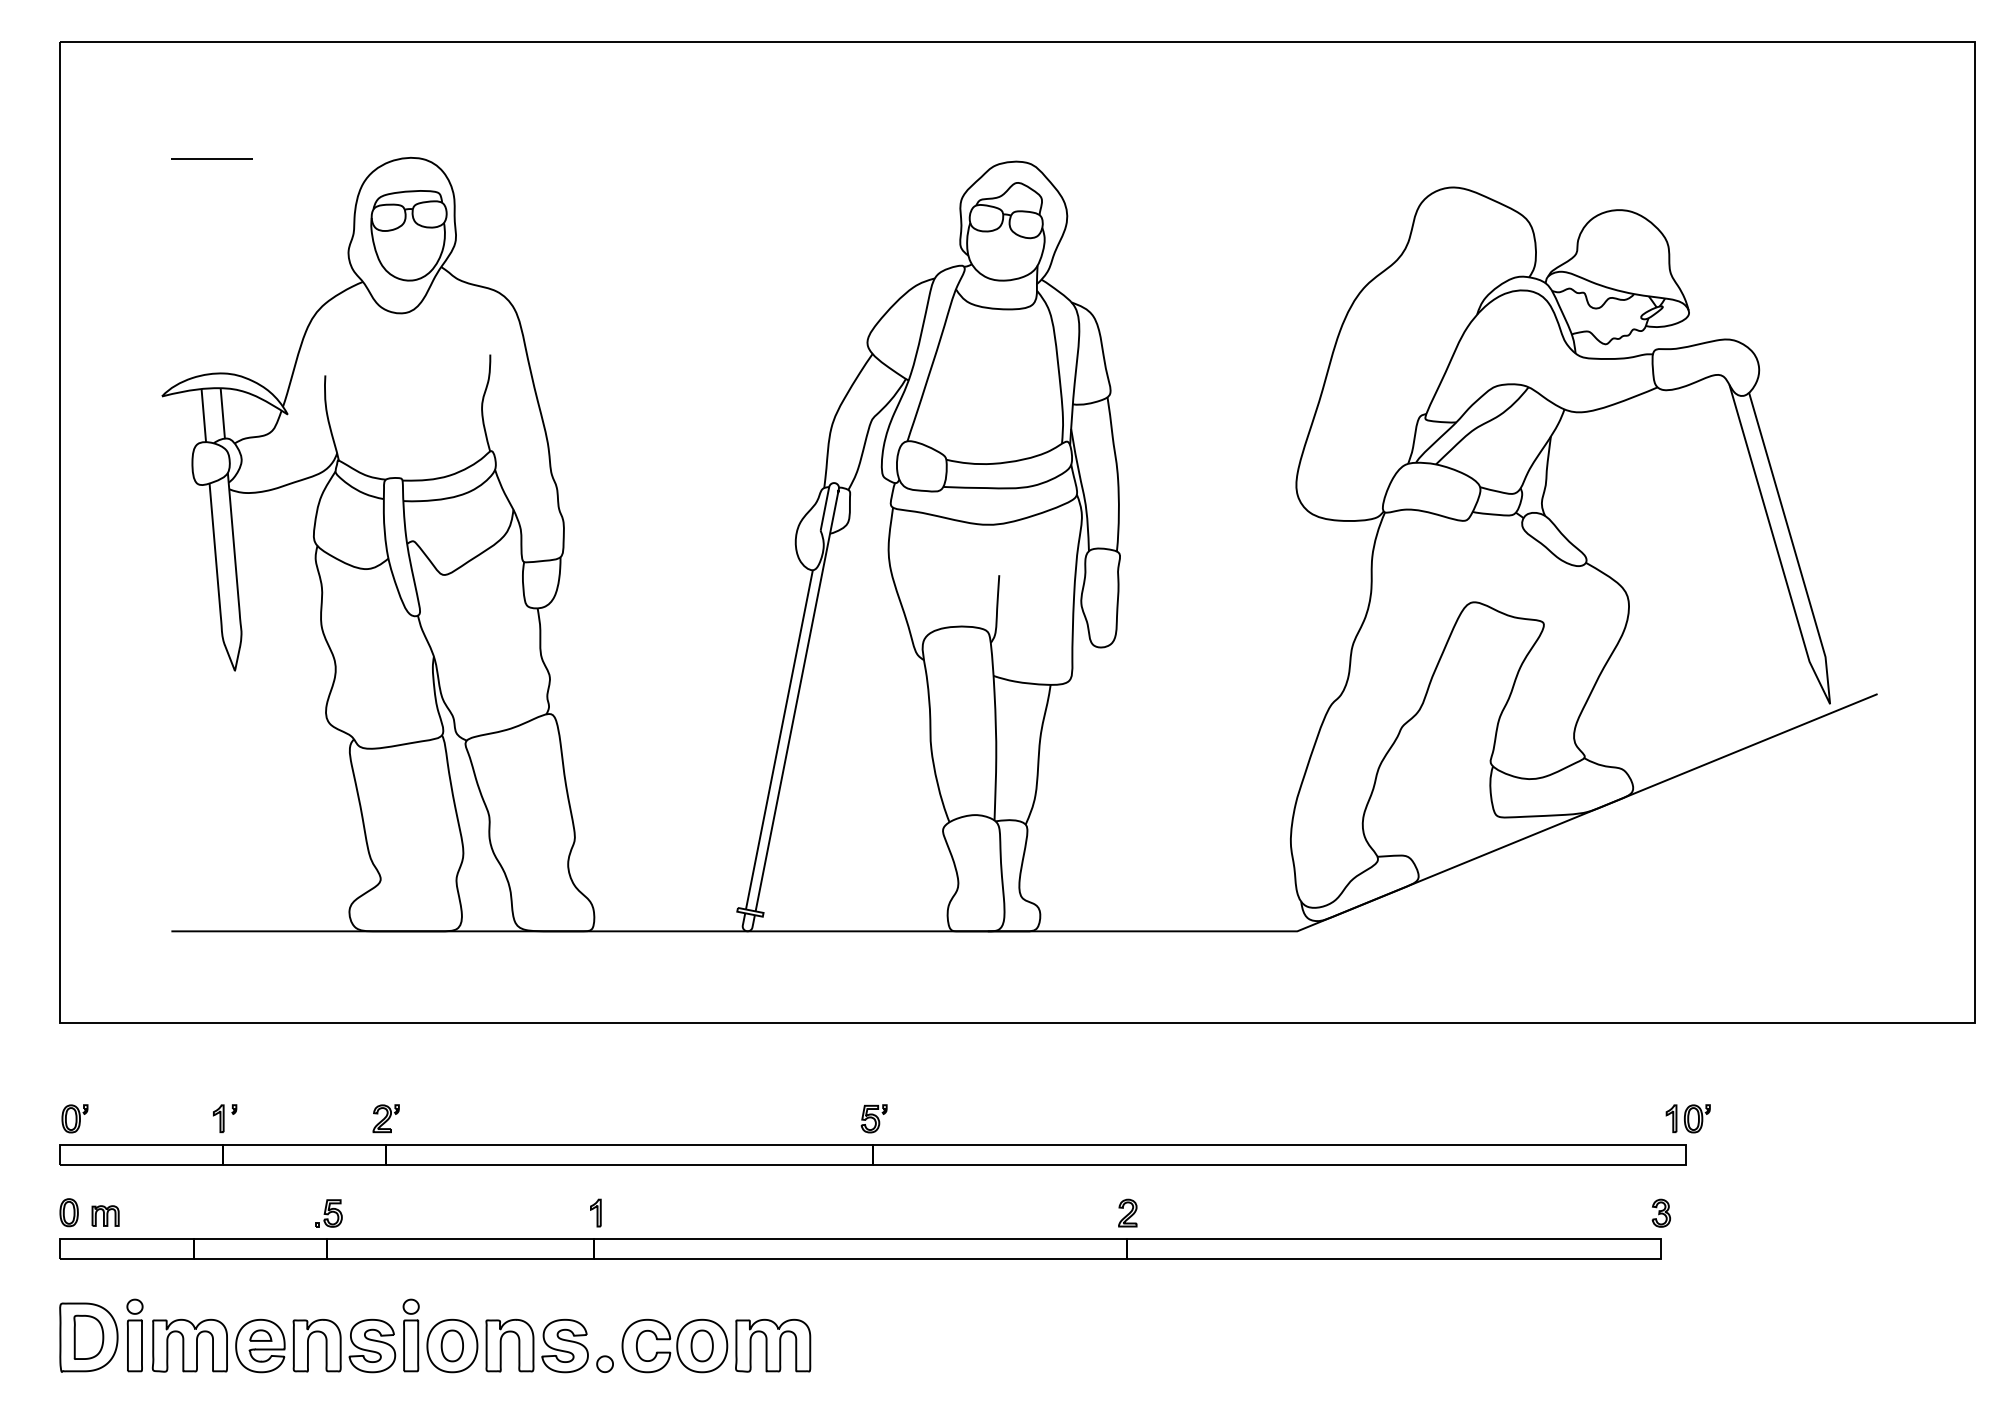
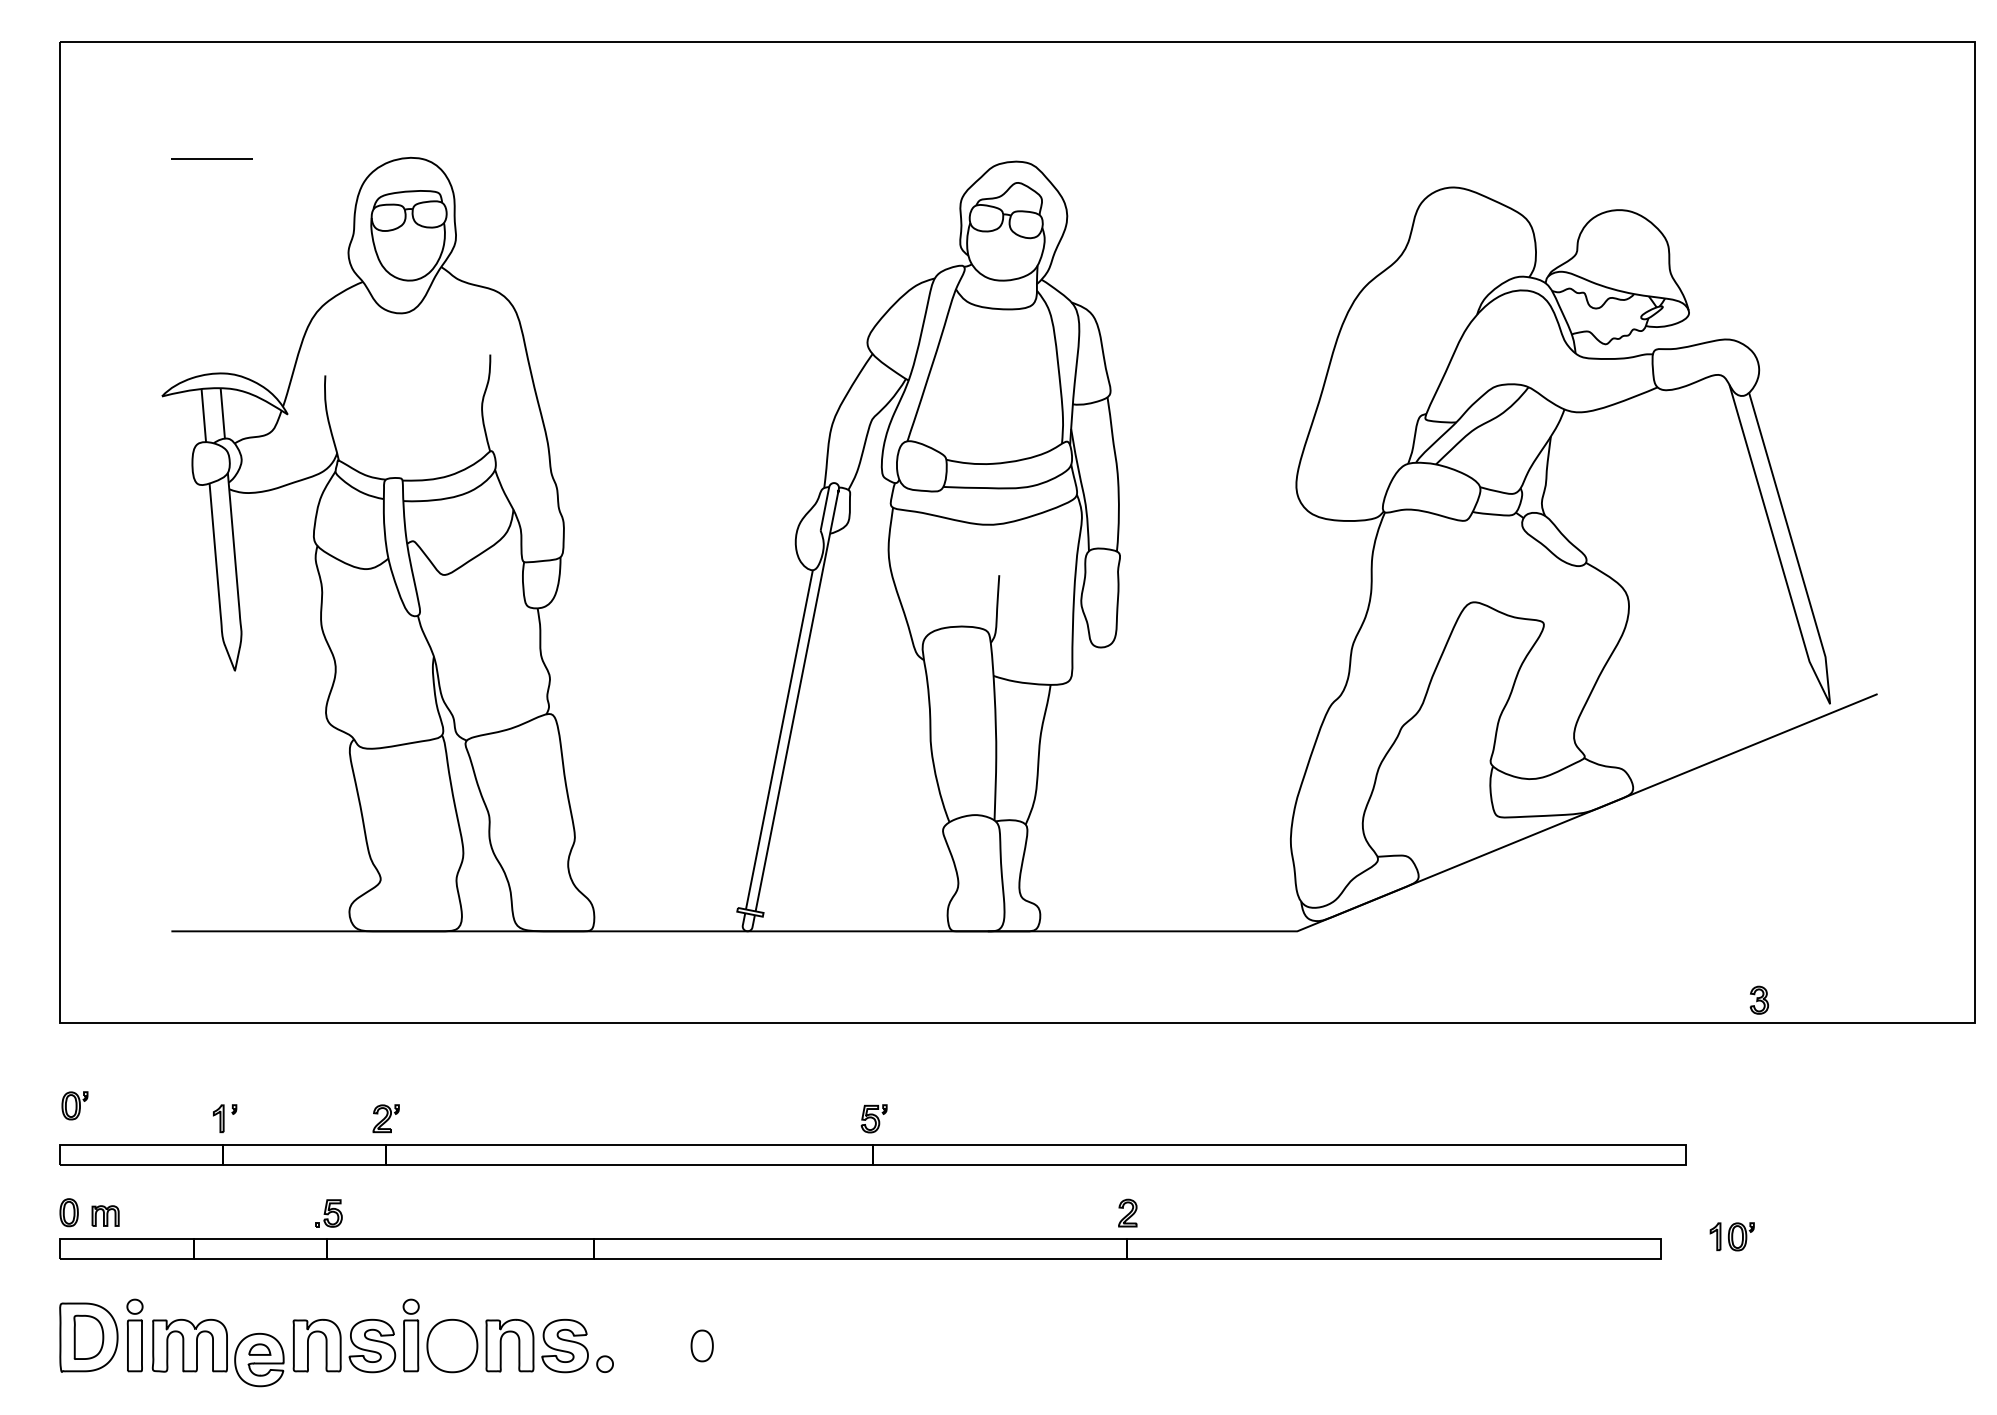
part position: (74, 1118) -> (74, 1105) (74, 1105)
part position: (1687, 1118) -> (1731, 1236) (1731, 1236)
part: present -> none (595, 1212)
part position: (1661, 1212) -> (1759, 999) (1759, 999)
part position: (260, 1345) -> (259, 1359) (259, 1359)
part: present -> none (451, 1345)
part: present -> none (716, 1345)
